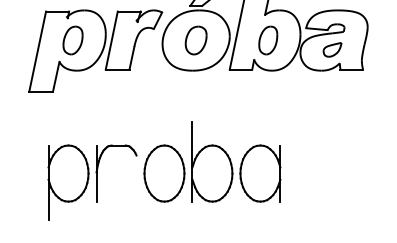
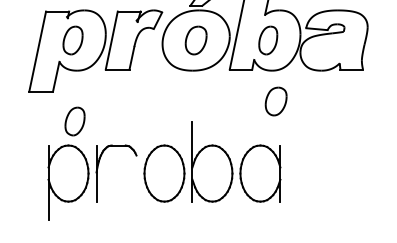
part: present -> none (332, 49)
part: none -> present (275, 101)
part: none -> present (74, 121)
